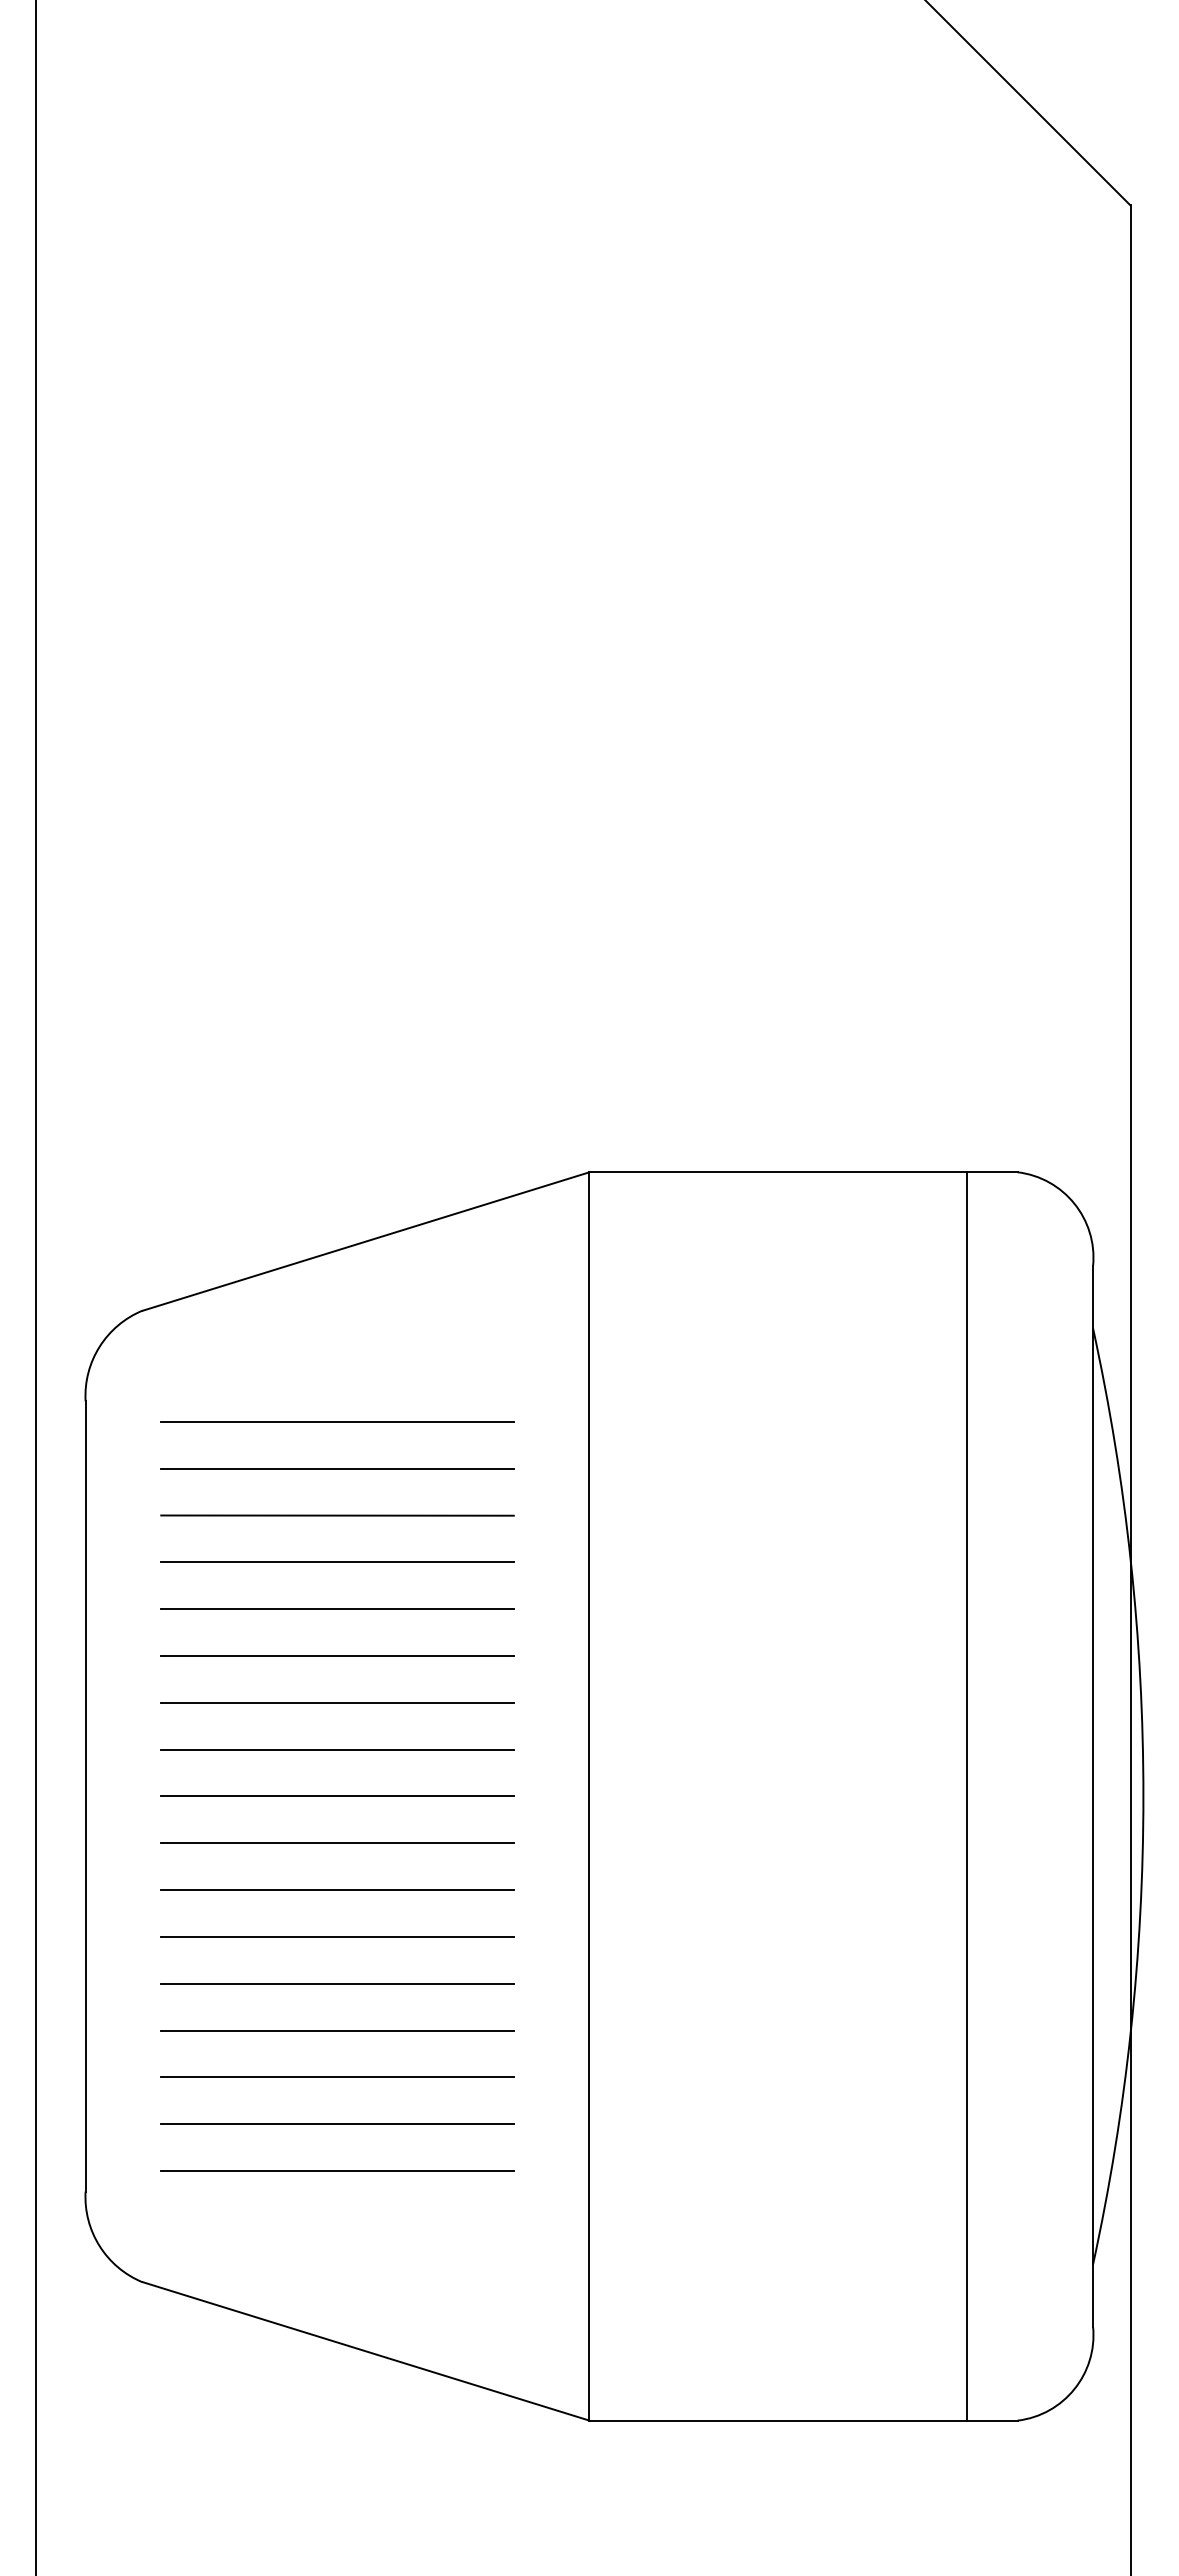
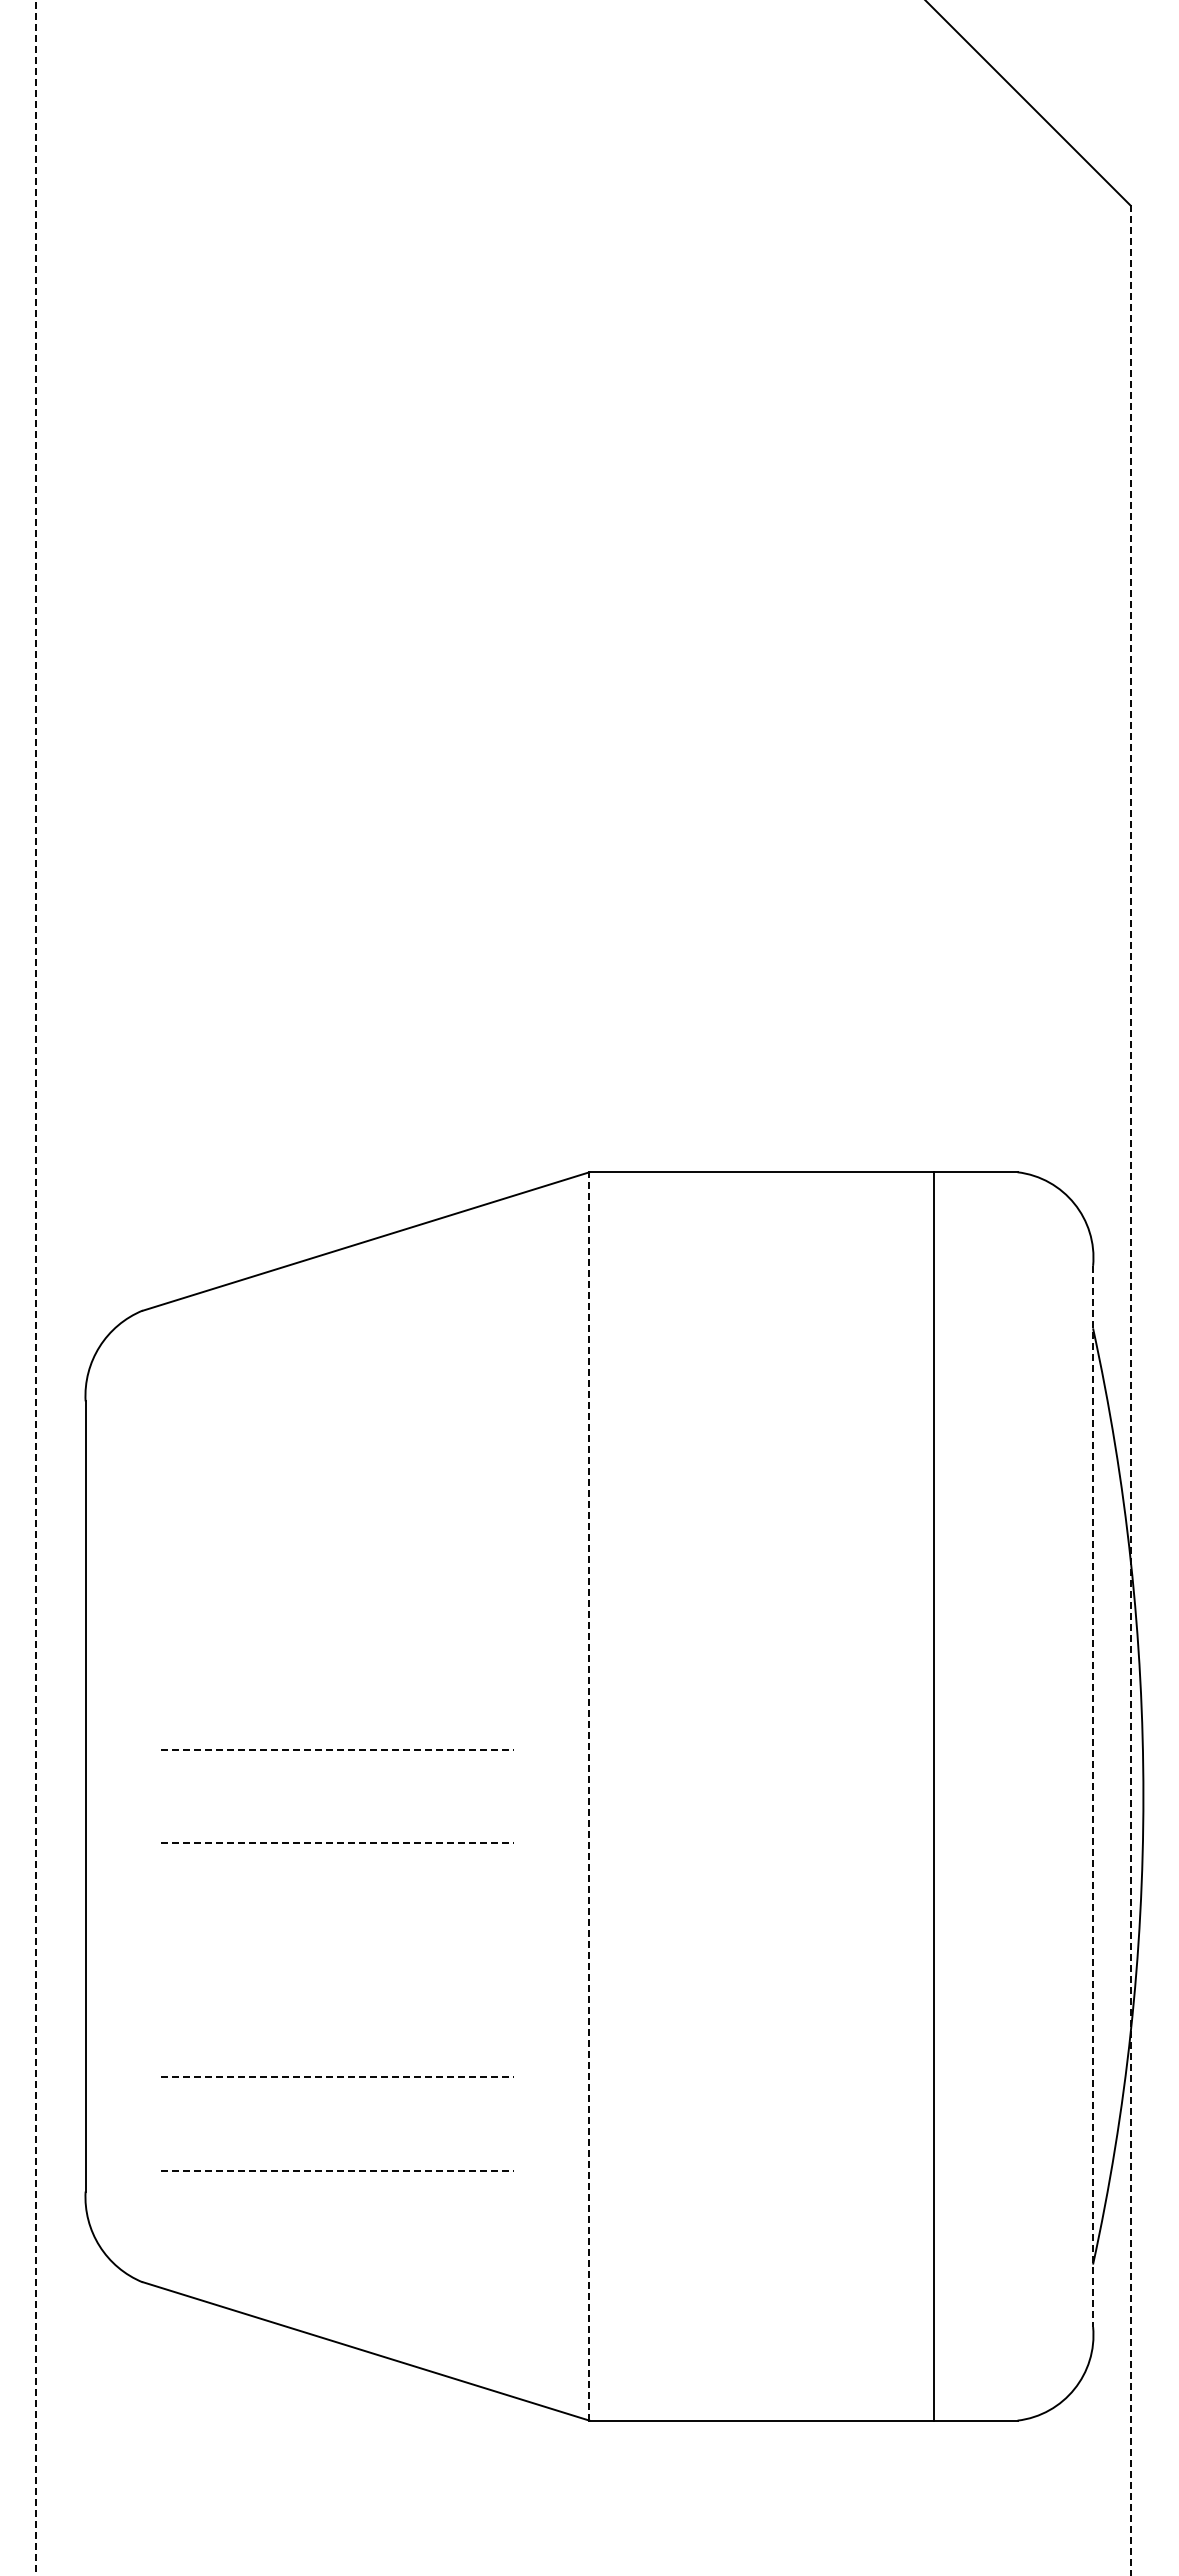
line: solid -> dashed (35, 1288)
line: solid -> dashed (1130, 1390)
line: present -> none (337, 1421)
line: present -> none (337, 1468)
line: present -> none (337, 1515)
line: present -> none (337, 1562)
line: present -> none (337, 1609)
line: present -> none (337, 1656)
line: present -> none (337, 1702)
line: solid -> dashed (338, 1749)
line: solid -> dashed (589, 1795)
line: present -> none (337, 1796)
line position: (967, 1796) -> (934, 1796) (934, 1796)
line: solid -> dashed (1093, 1796)
line: solid -> dashed (338, 1843)
line: present -> none (337, 1890)
line: present -> none (337, 1936)
line: present -> none (337, 1983)
line: present -> none (337, 2030)
line: solid -> dashed (338, 2077)
line: present -> none (337, 2124)
line: solid -> dashed (338, 2170)
